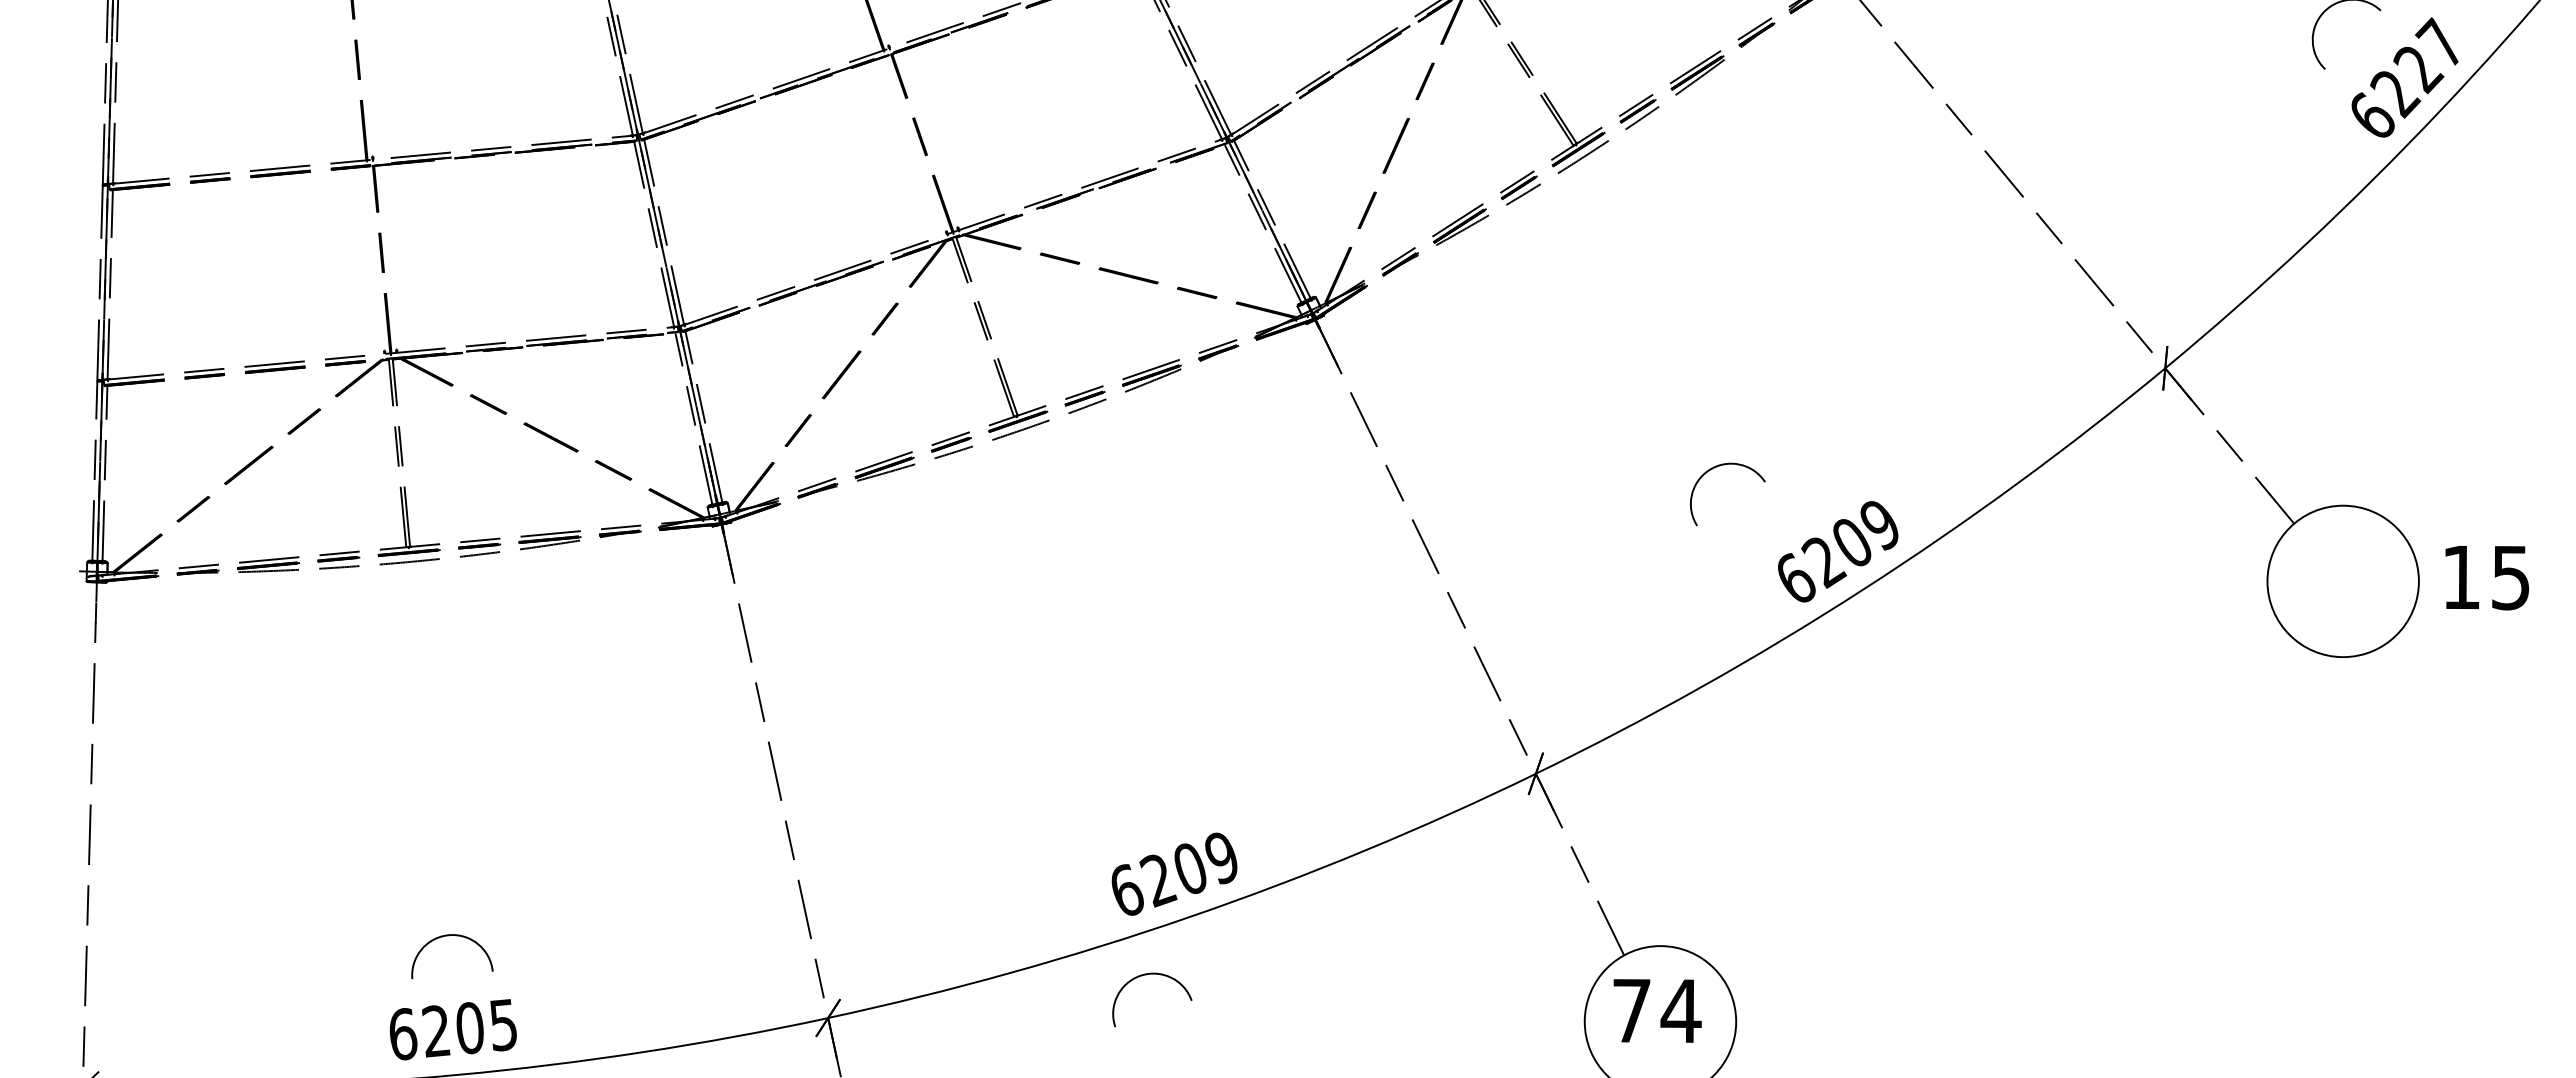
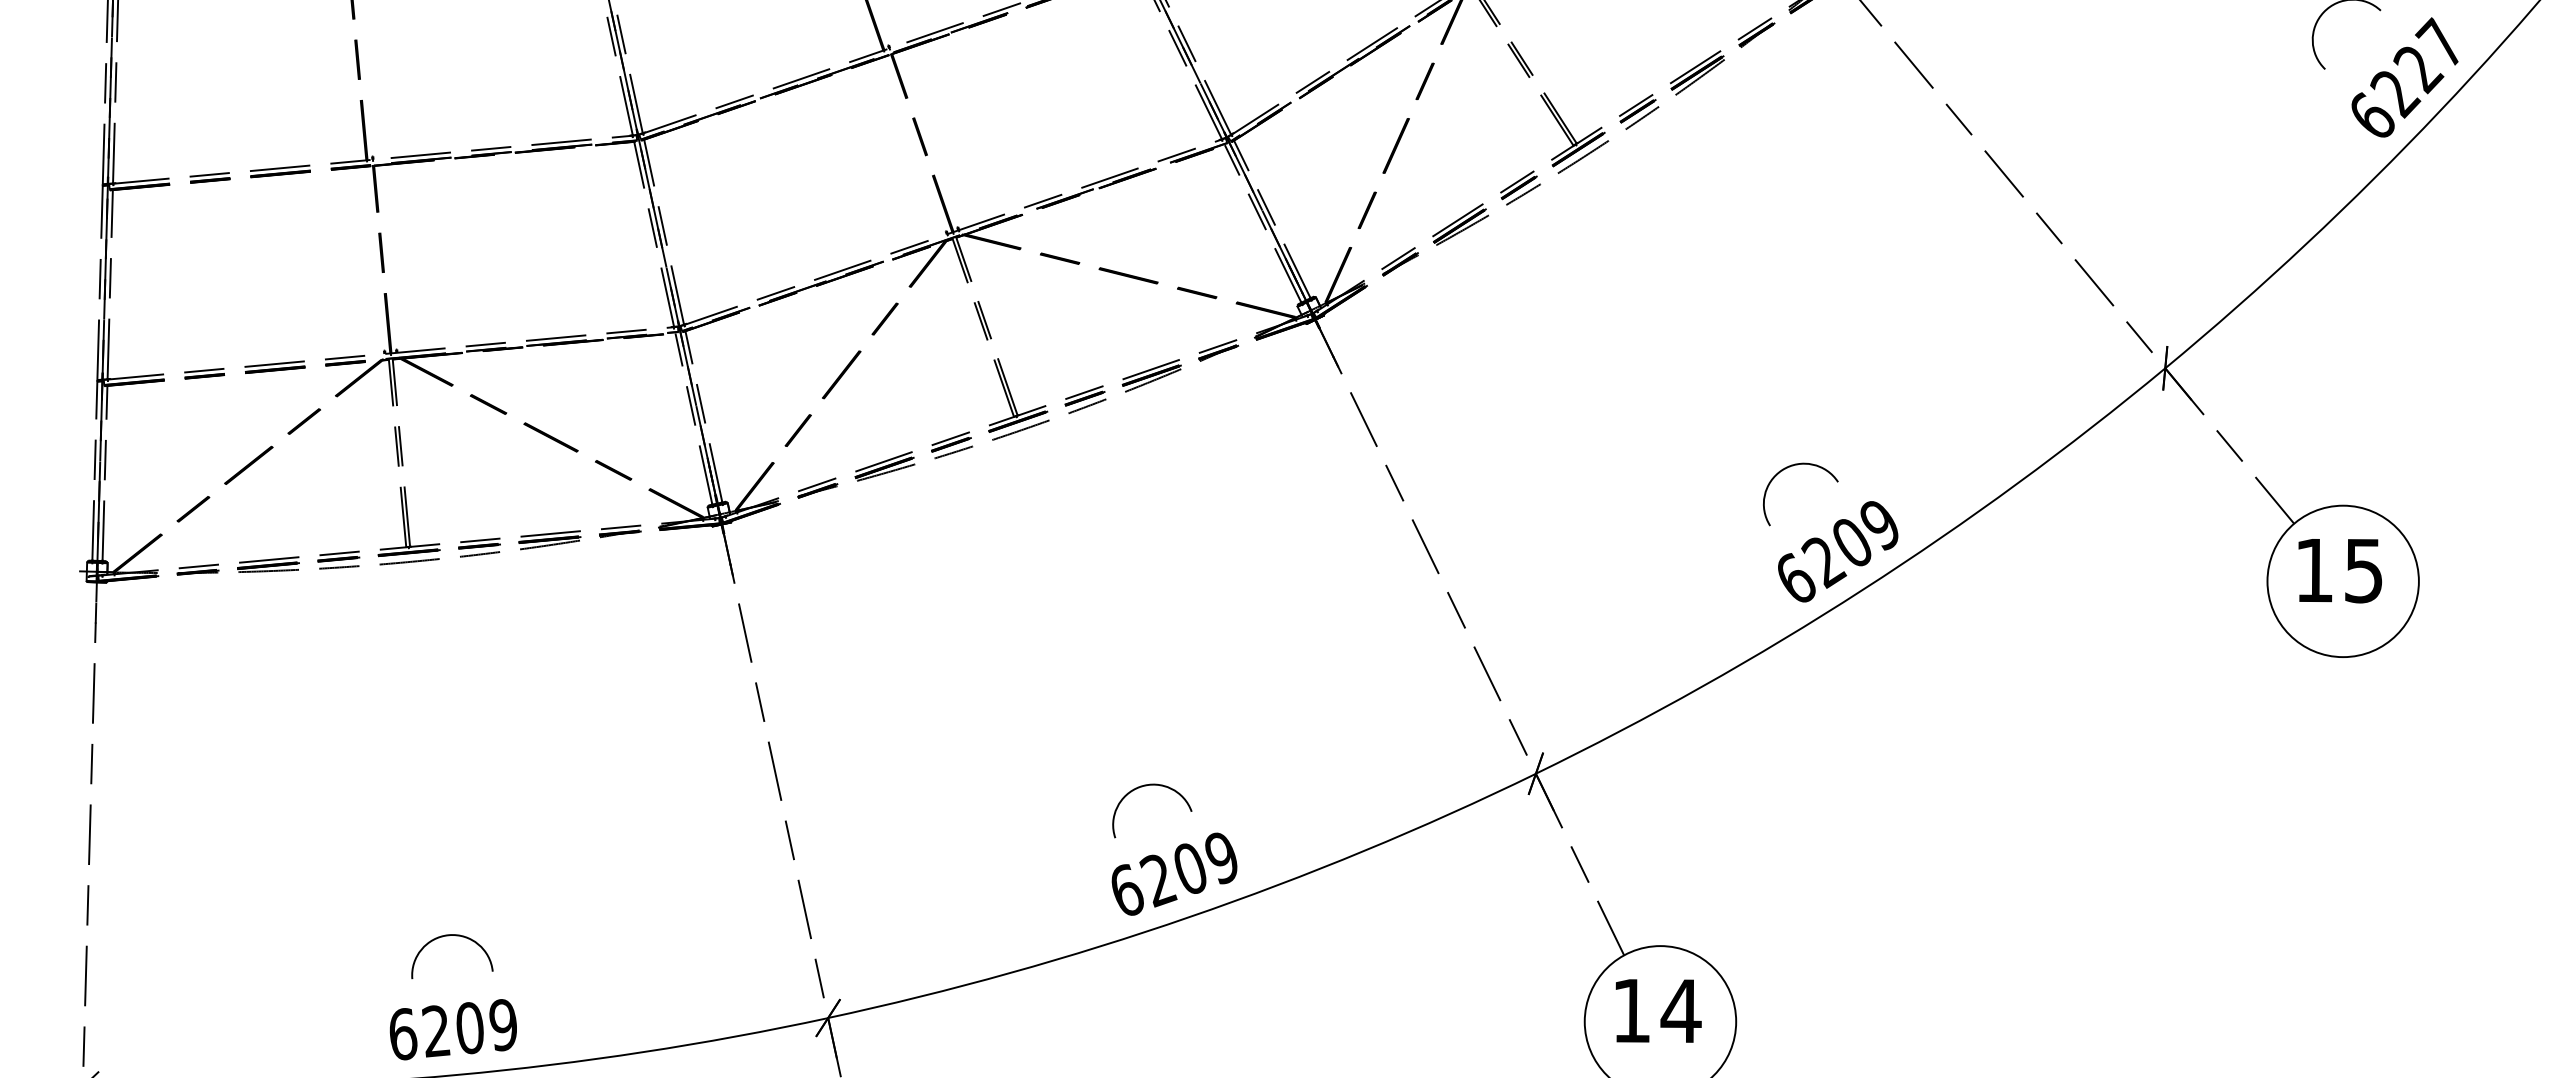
arc position: (1717, 467) -> (1790, 467) (1790, 467)
text position: (2486, 578) -> (2339, 571) (2339, 571)
arc position: (1146, 975) -> (1146, 786) (1146, 786)
text: 74 -> 14 (1631, 1010)
text: 6205 -> 6209 (502, 1025)
